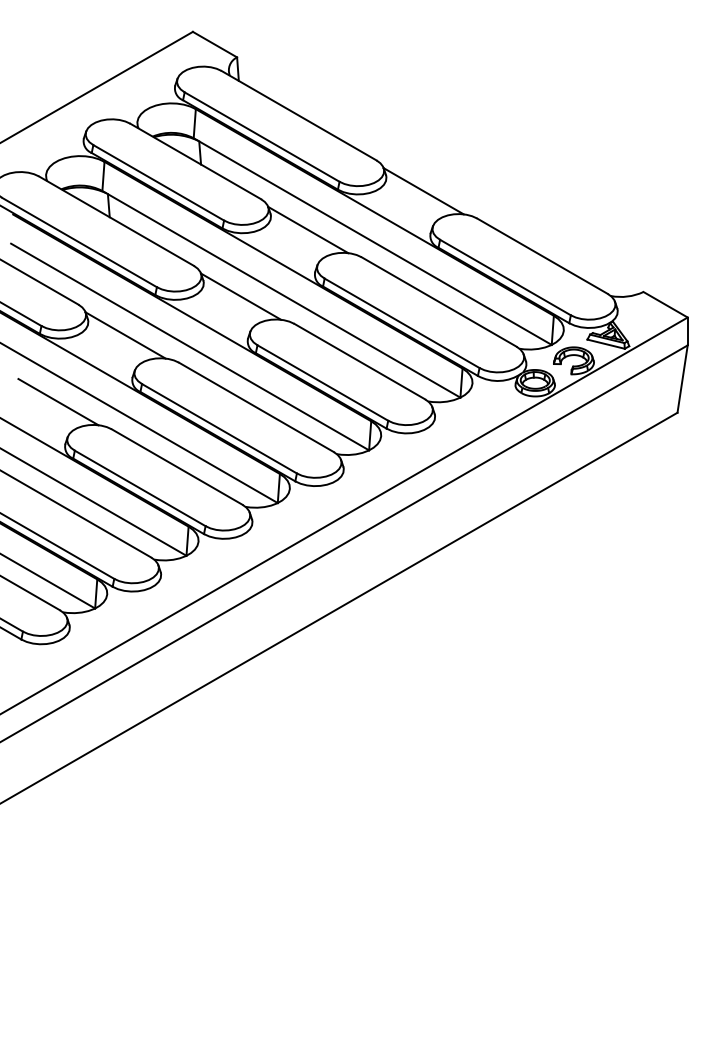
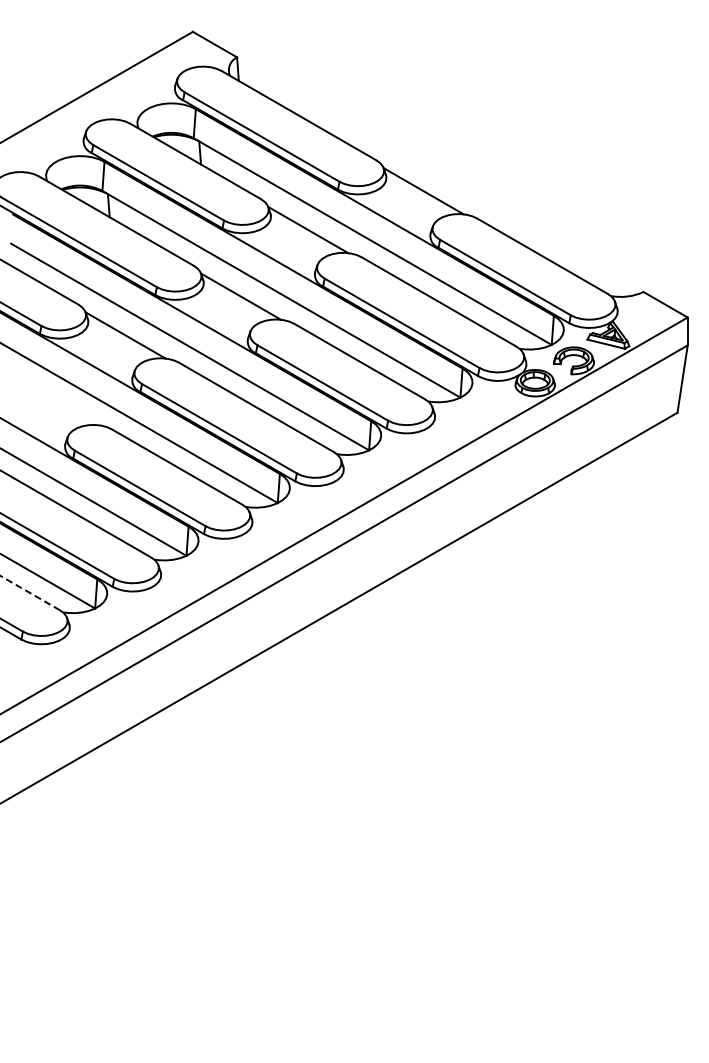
line: present -> none (58, 402)
line: solid -> dashed (29, 592)
